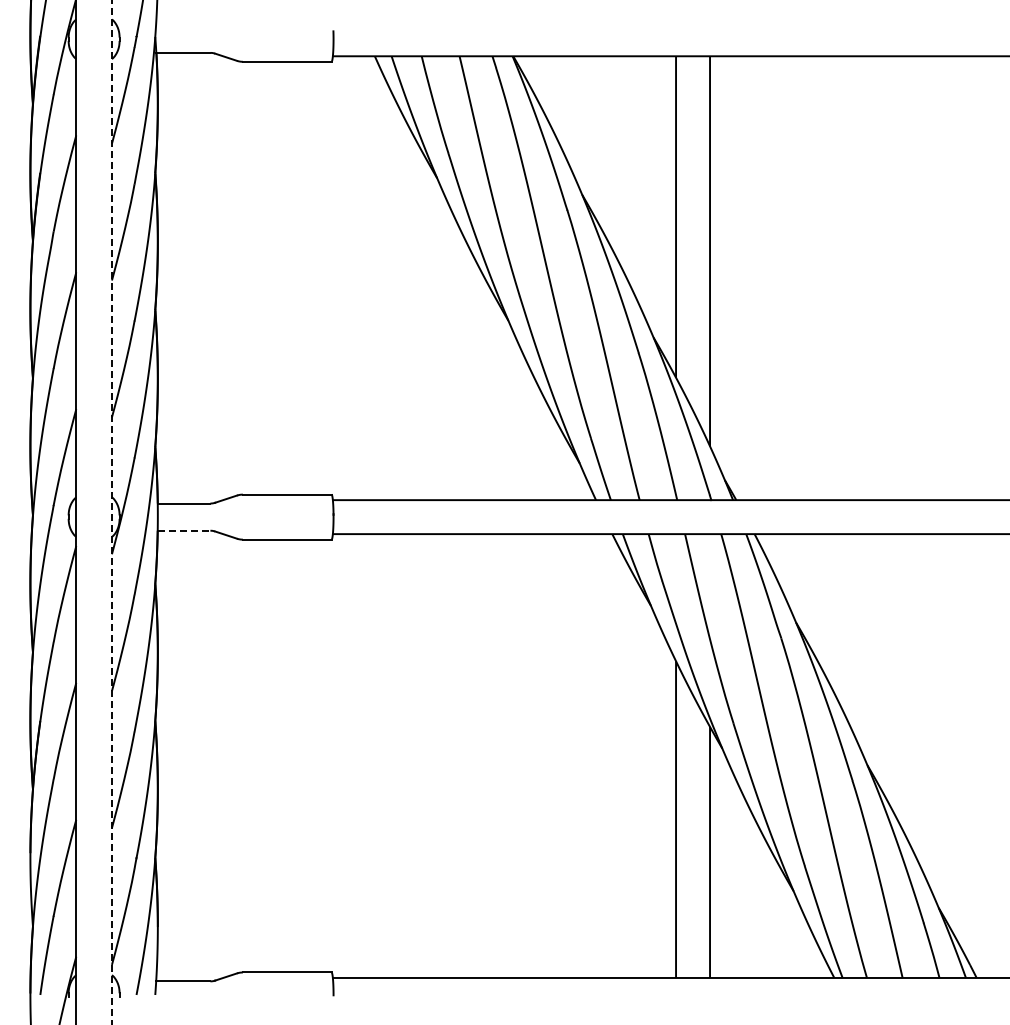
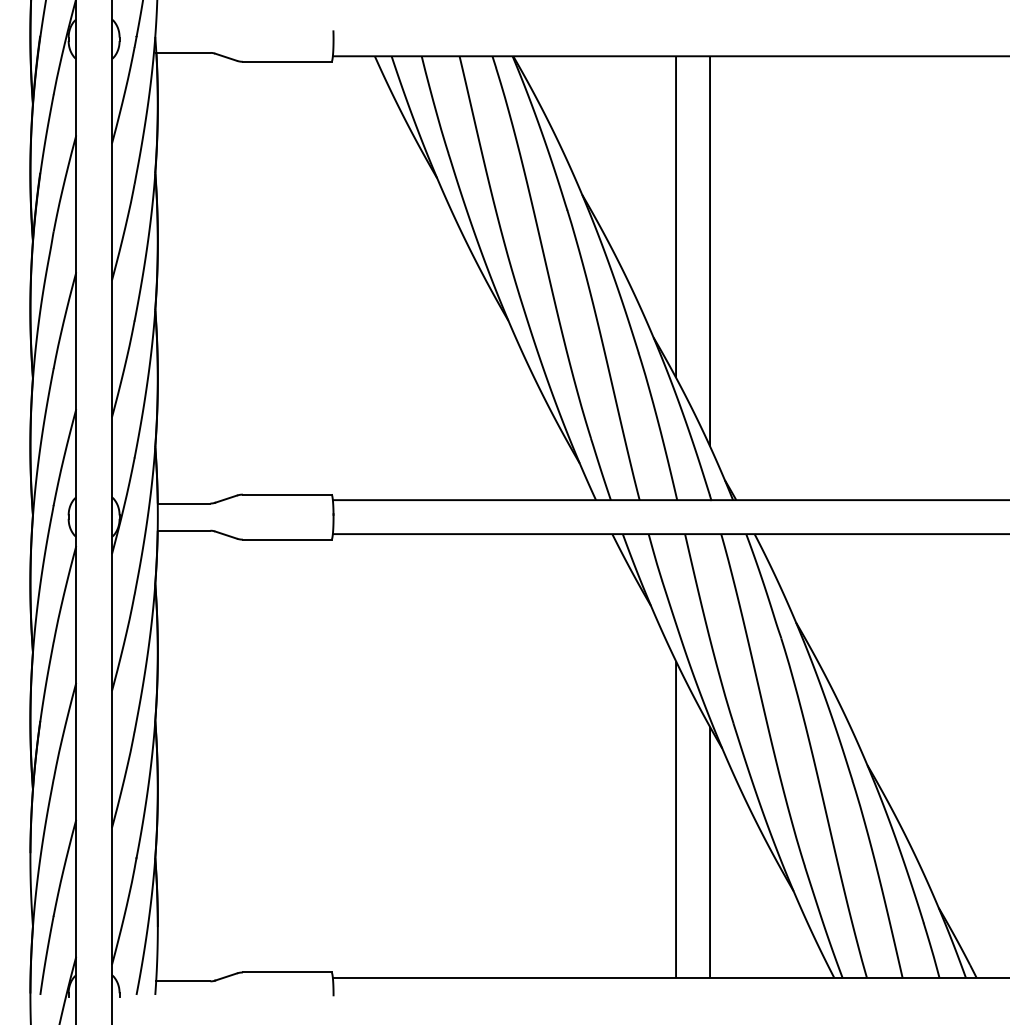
line: dashed -> solid (111, 512)
line: dashed -> solid (184, 530)
